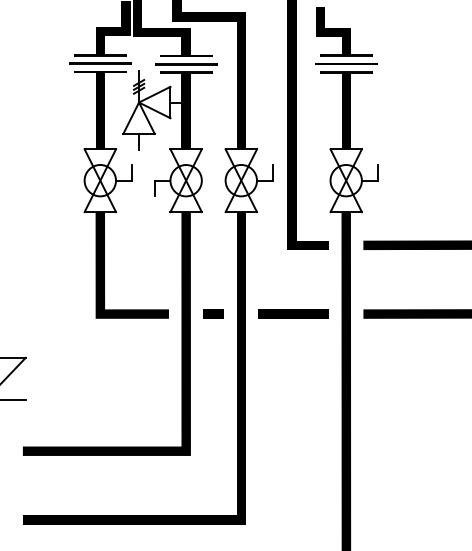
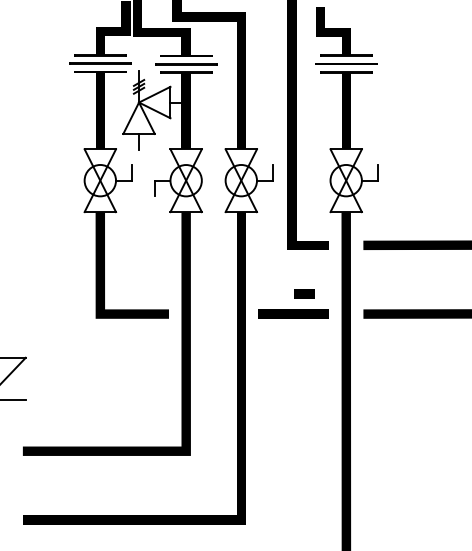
line position: (213, 313) -> (304, 293) (304, 293)
